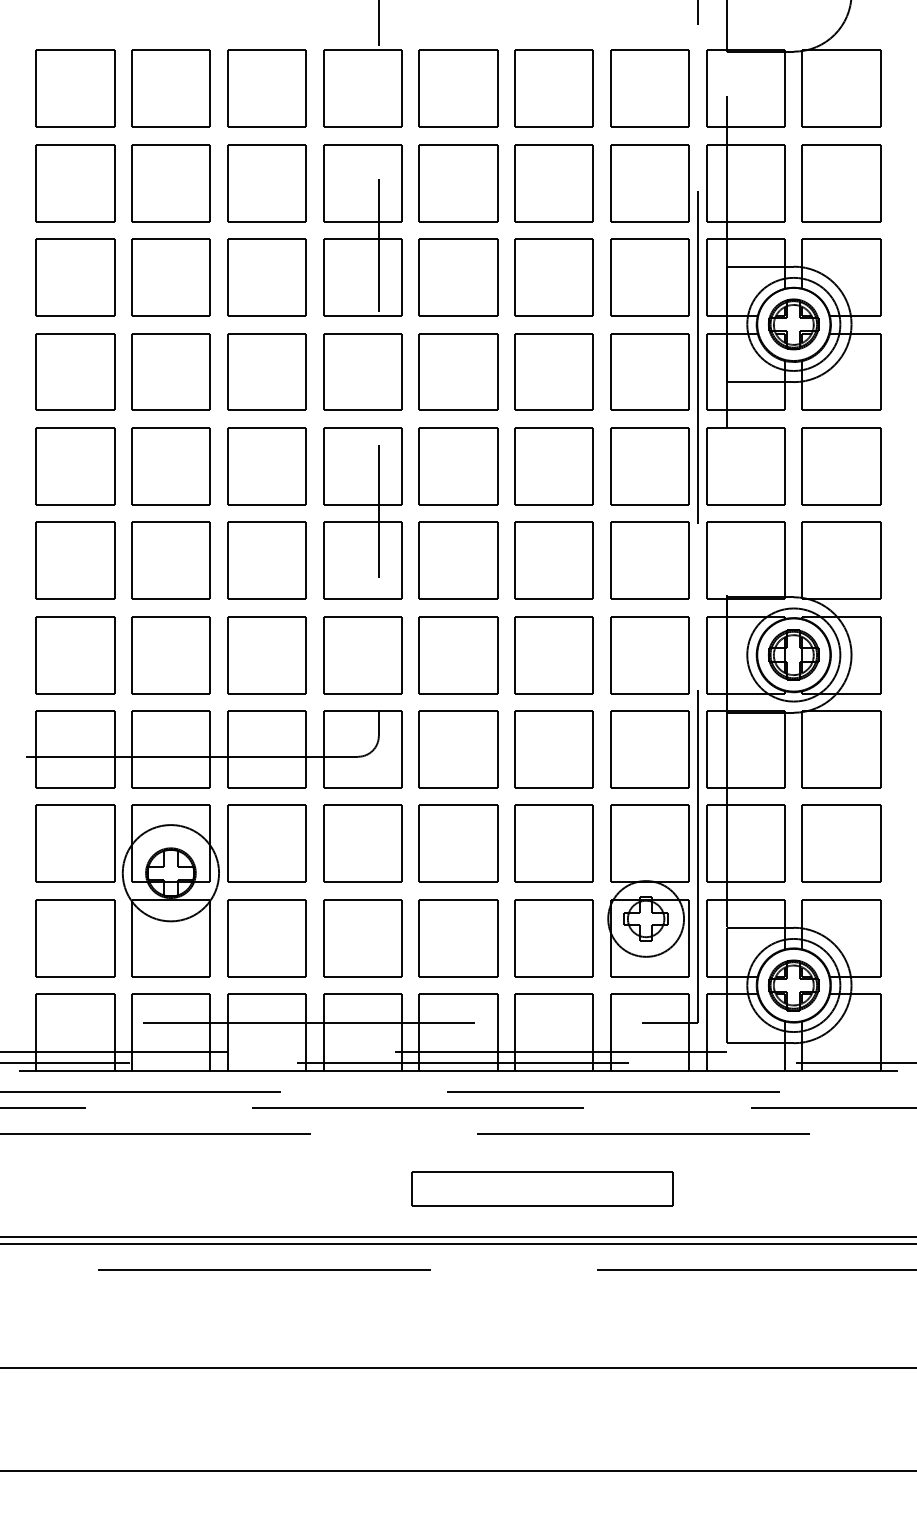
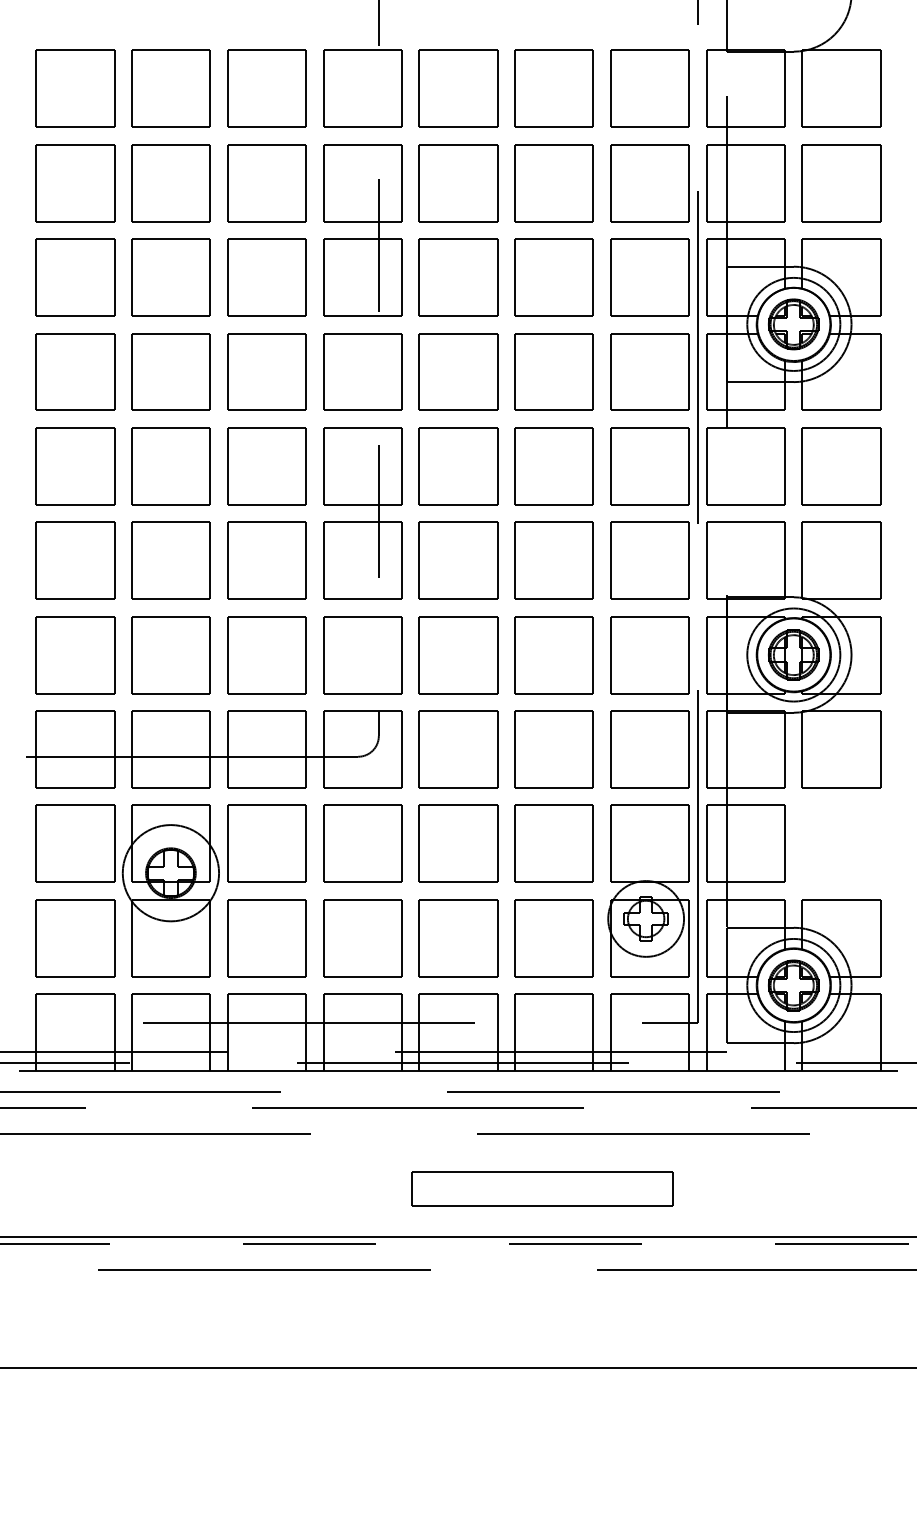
part: present -> none (841, 843)
line: solid -> dashed (458, 1243)
line: present -> none (457, 1471)
